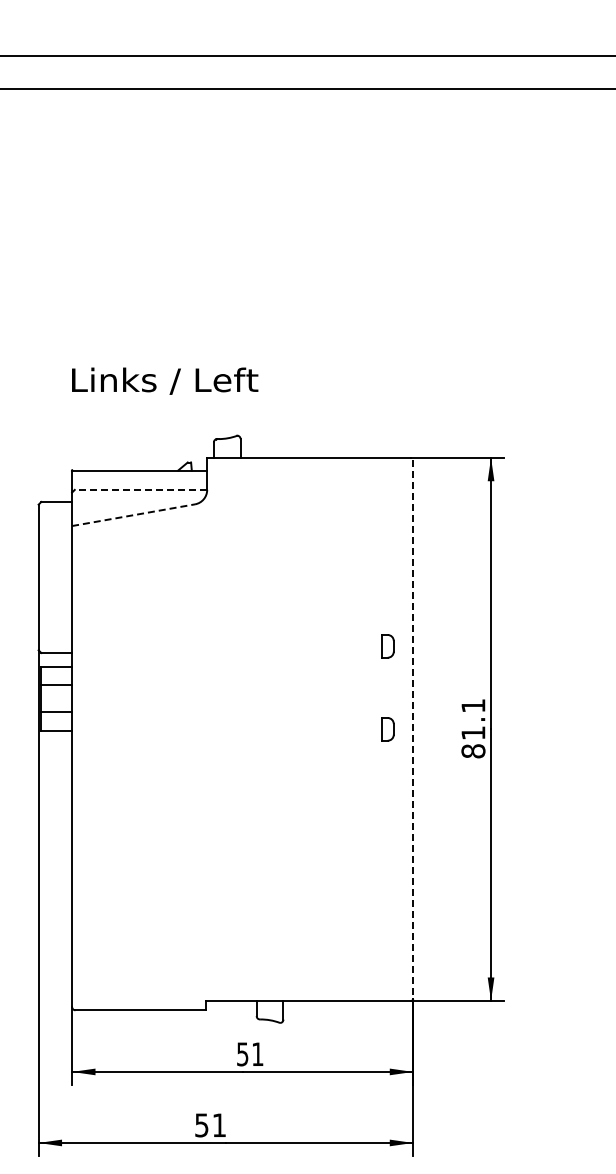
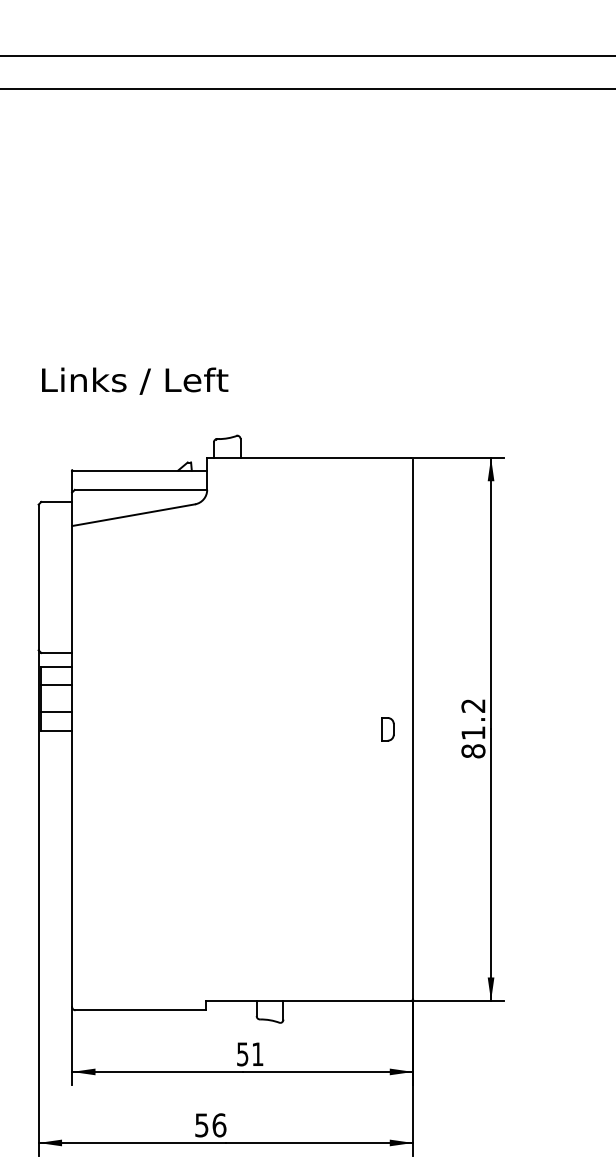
text position: (165, 380) -> (135, 380) (135, 380)
line: dashed -> solid (140, 489)
line: dashed -> solid (134, 515)
part: present -> none (387, 646)
text: 81.1 -> 81.2 (473, 705)
line: dashed -> solid (413, 729)
text: 51 -> 56 (219, 1125)
